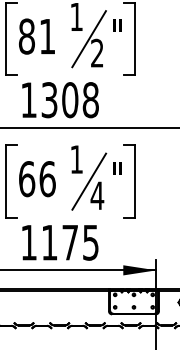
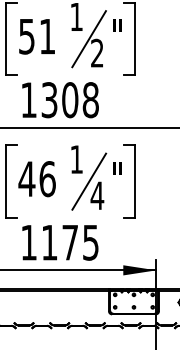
text: 81 -> 51 (26, 36)
text: 66 -> 46 (26, 179)
